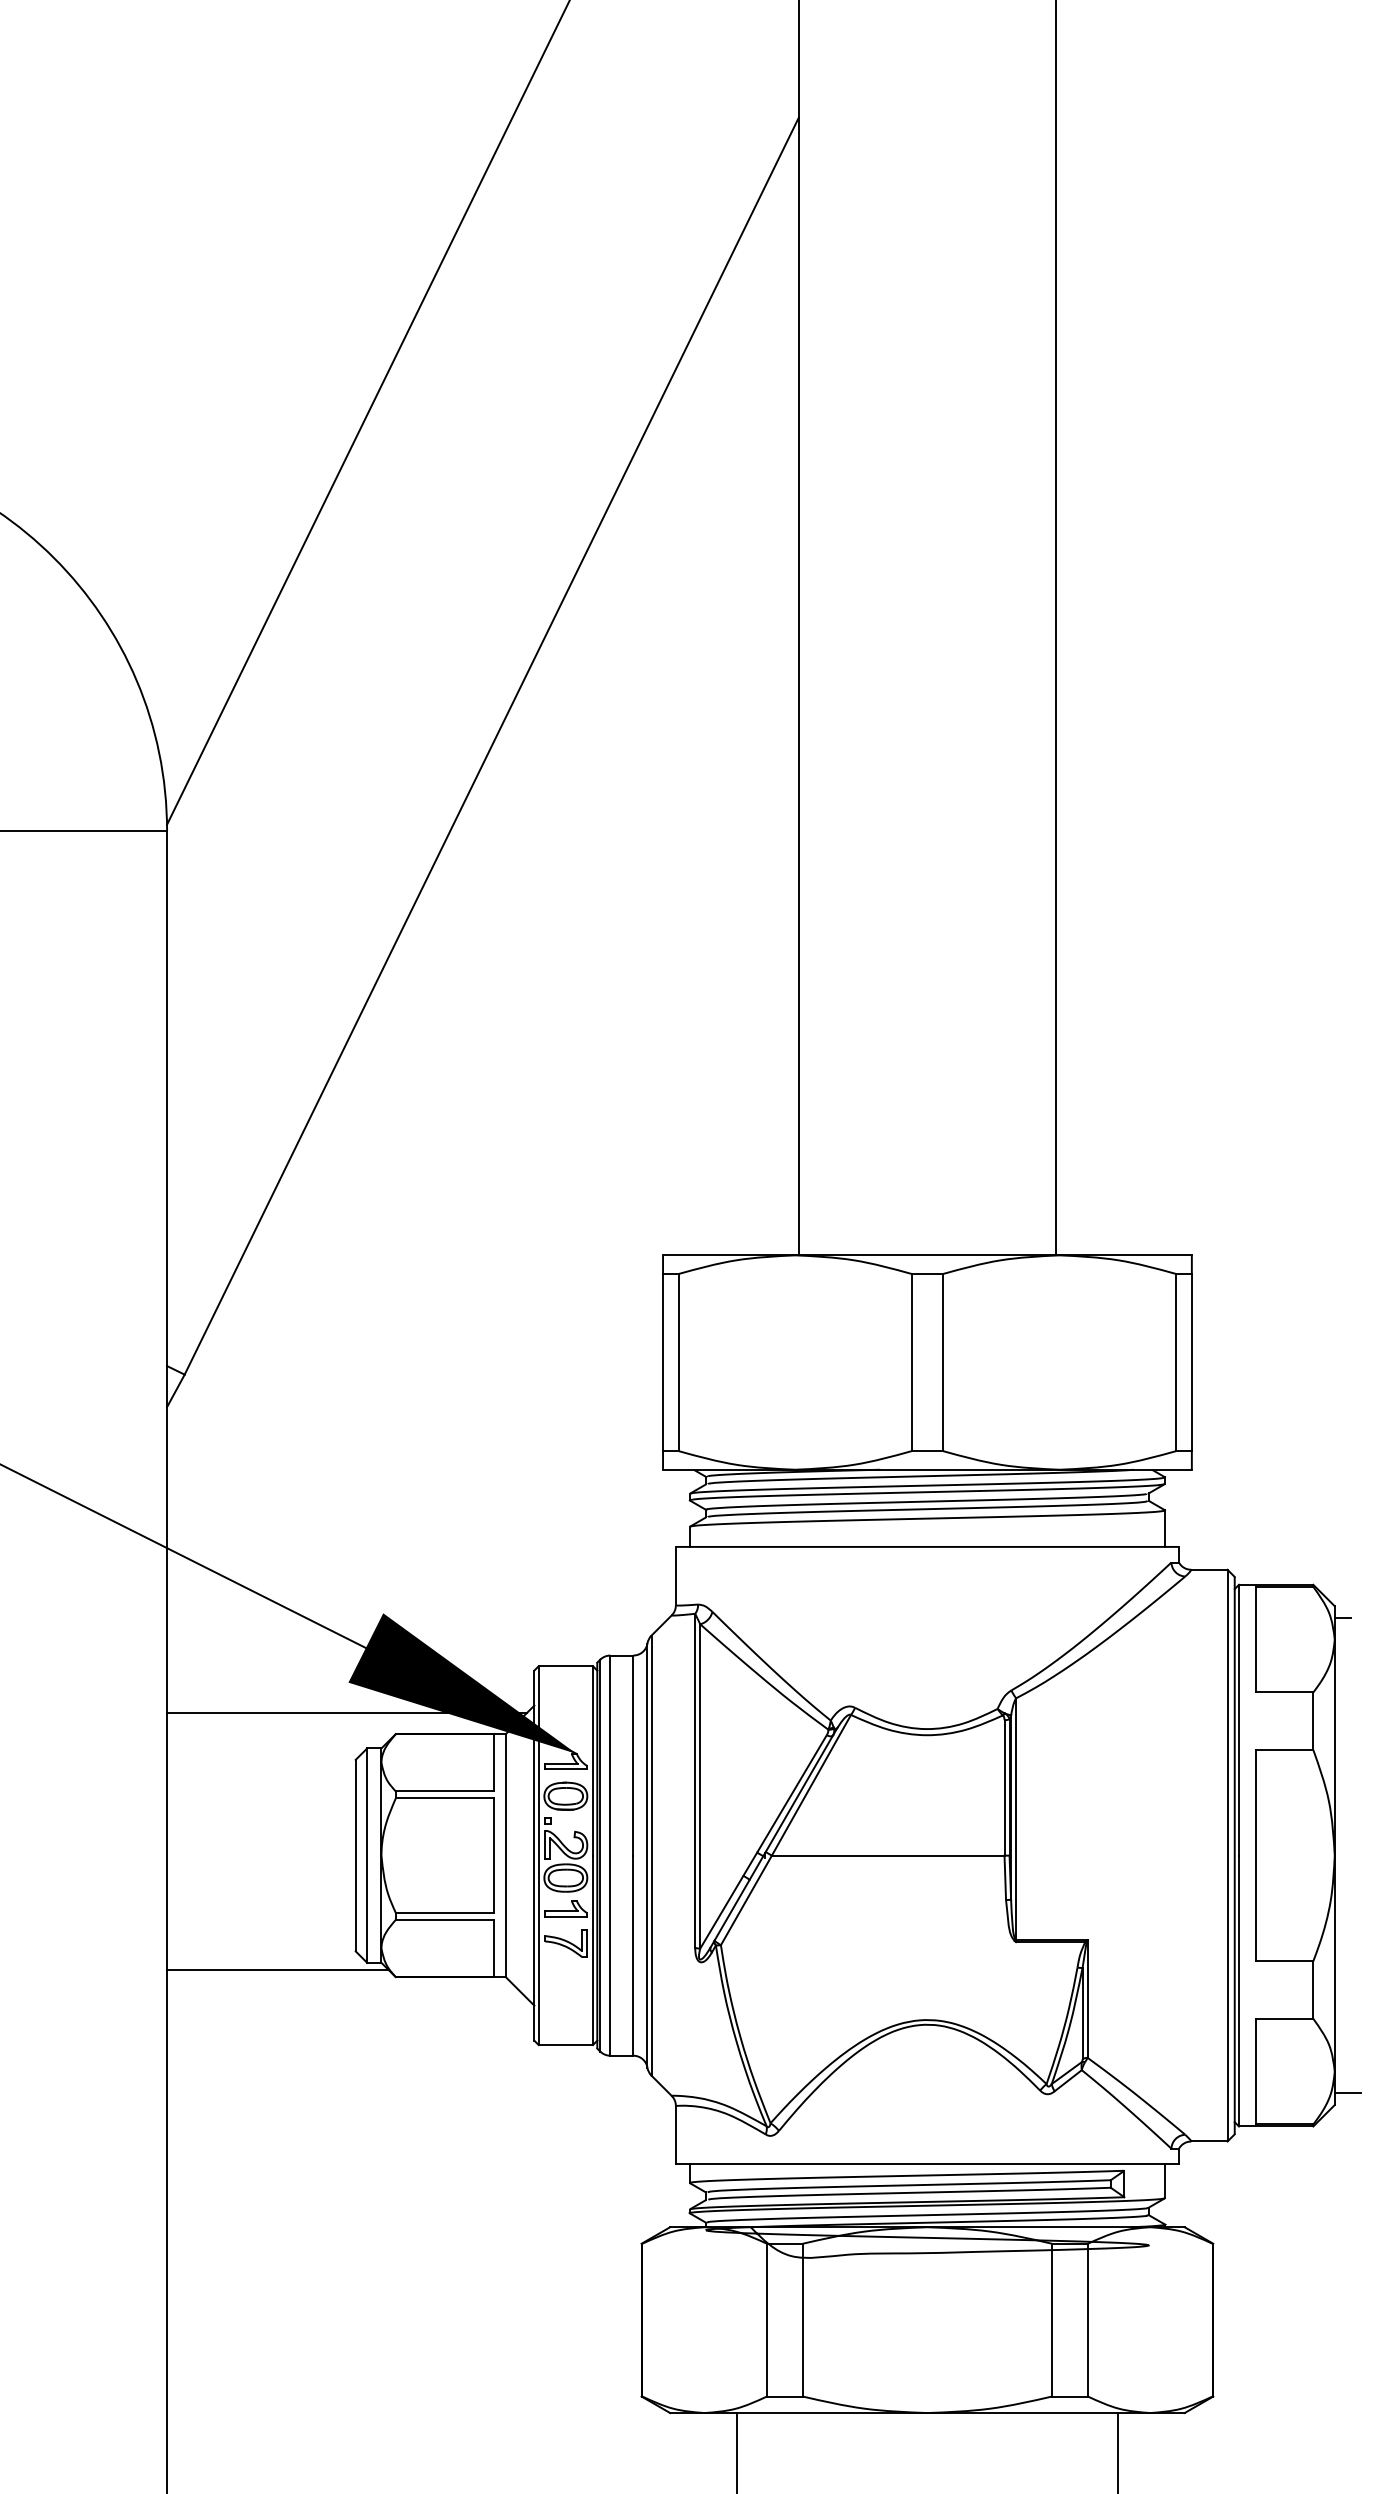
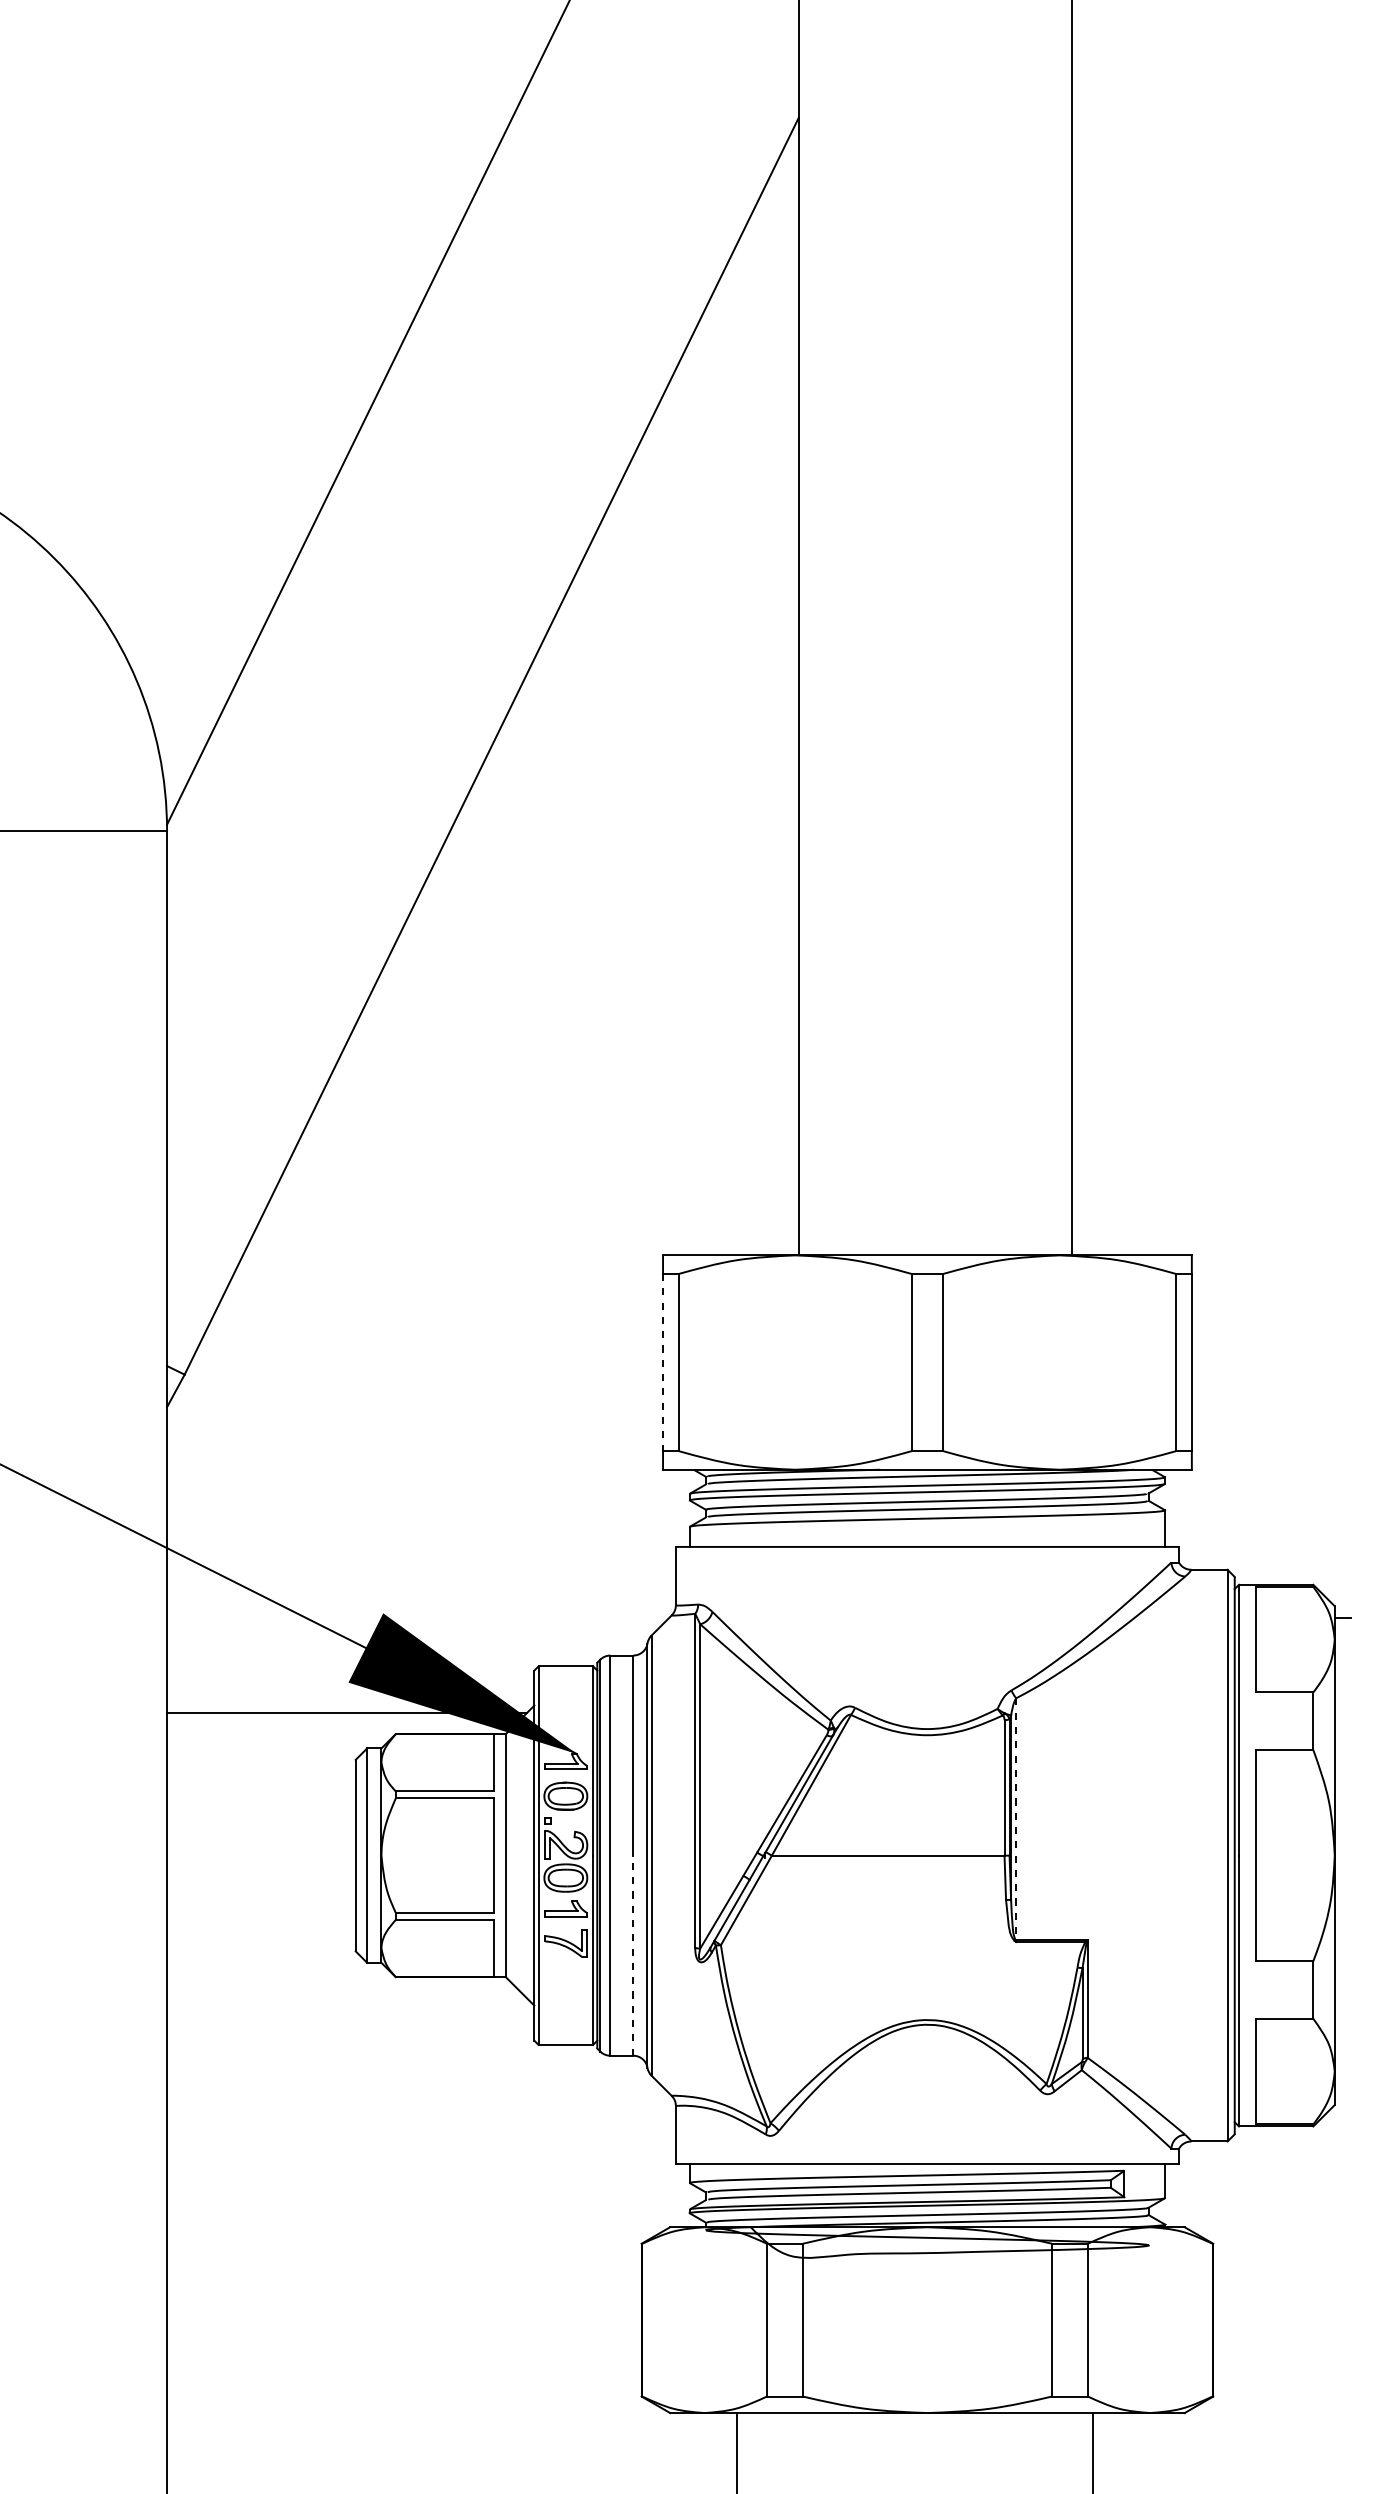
line position: (1056, 628) -> (1072, 628) (1072, 628)
line: solid -> dashed (663, 1362)
line: solid -> dashed (1016, 1819)
line: solid -> dashed (633, 1955)
line: present -> none (277, 1969)
line: present -> none (1347, 2093)
line position: (1117, 2451) -> (1092, 2451) (1092, 2451)
